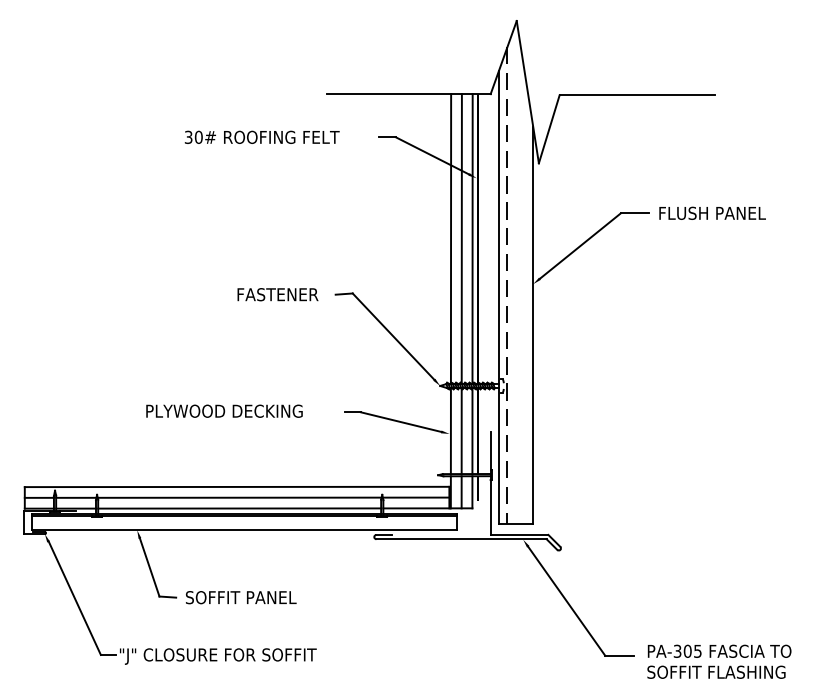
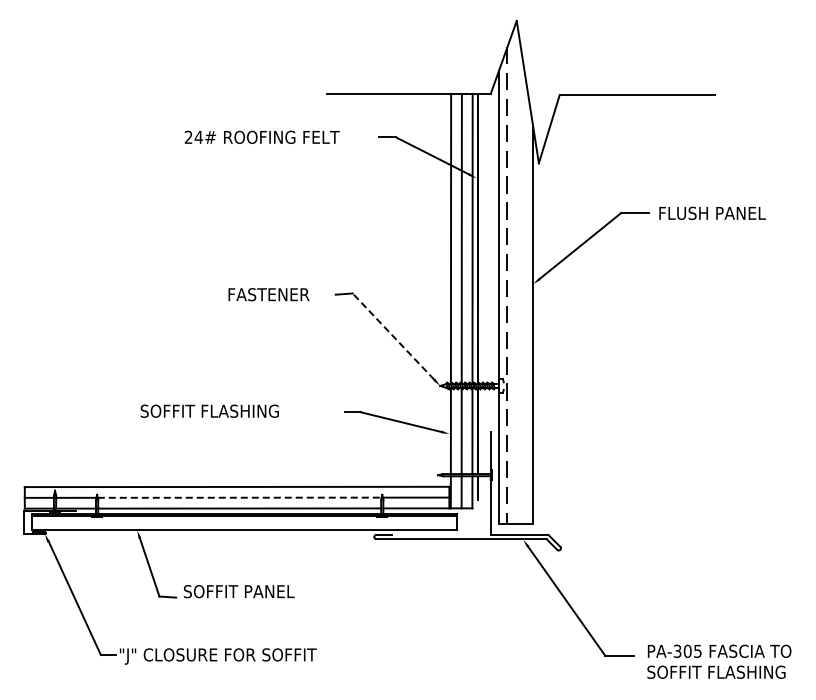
text: 30# -> 24# (193, 136)
text position: (277, 294) -> (268, 294) (268, 294)
line: solid -> dashed (393, 336)
text: PLYWOOD DECKING -> SOFFIT FLASHING (221, 410)
line: solid -> dashed (239, 497)
text position: (241, 597) -> (239, 591) (239, 591)
